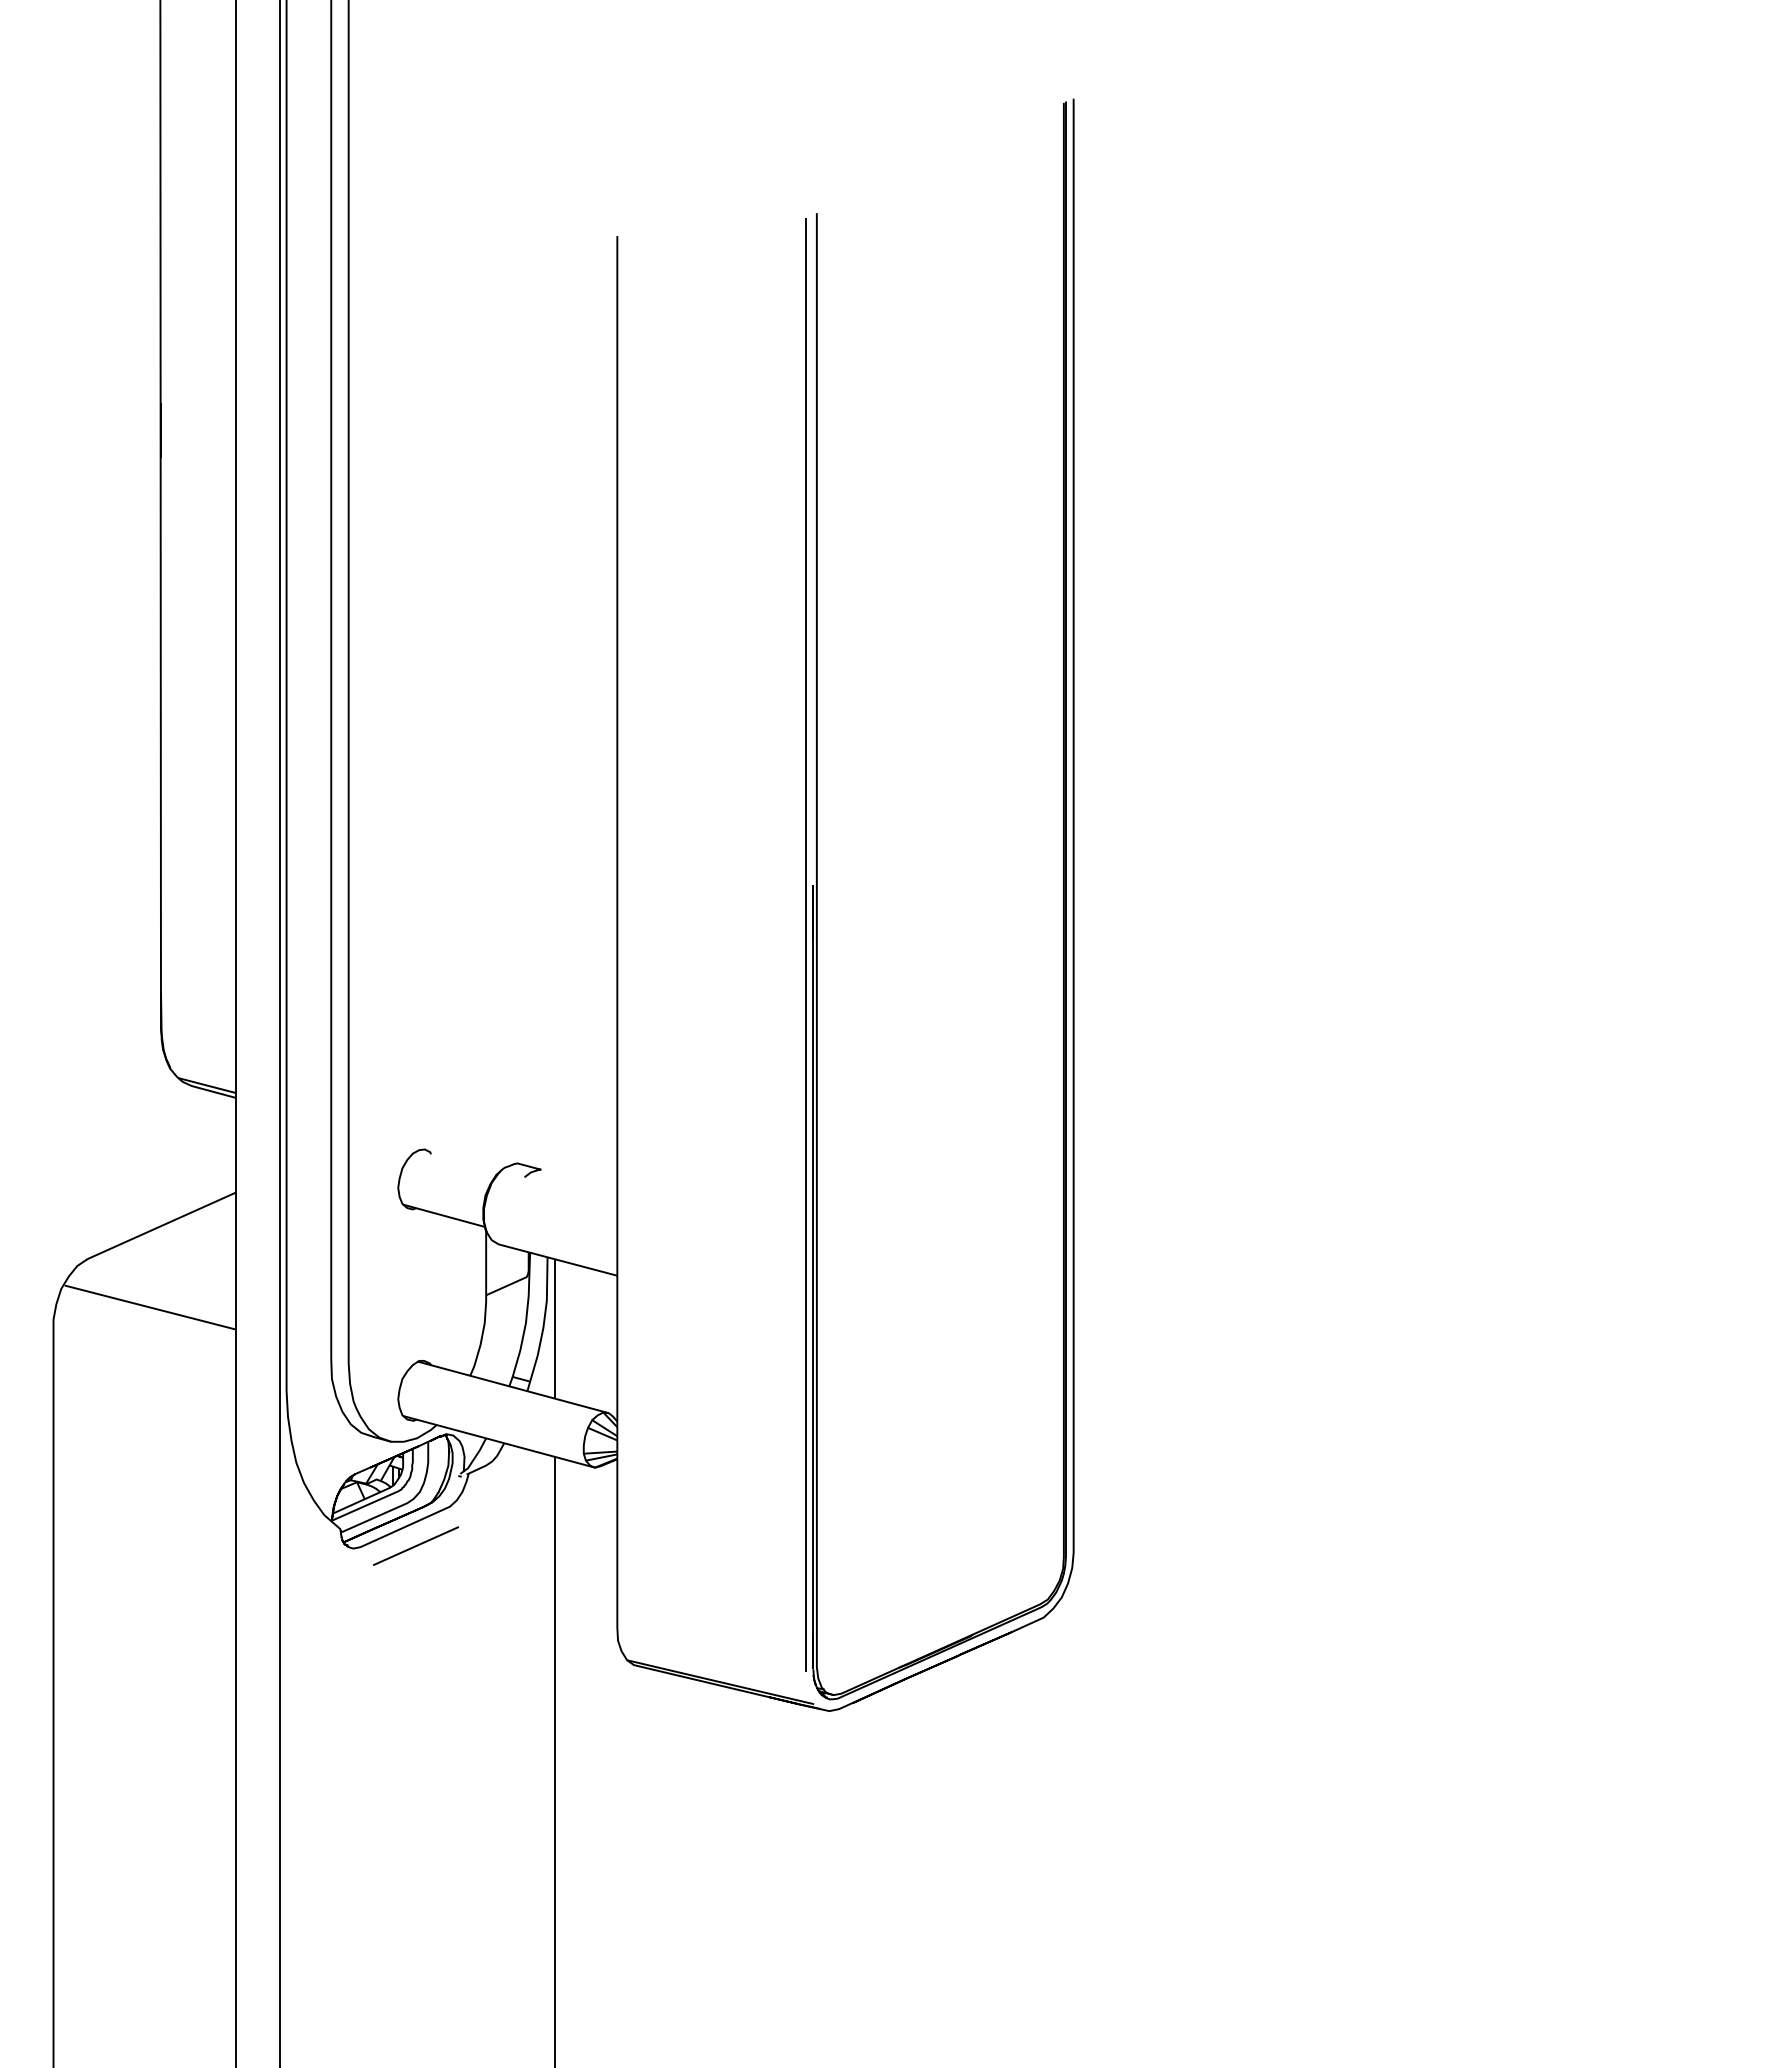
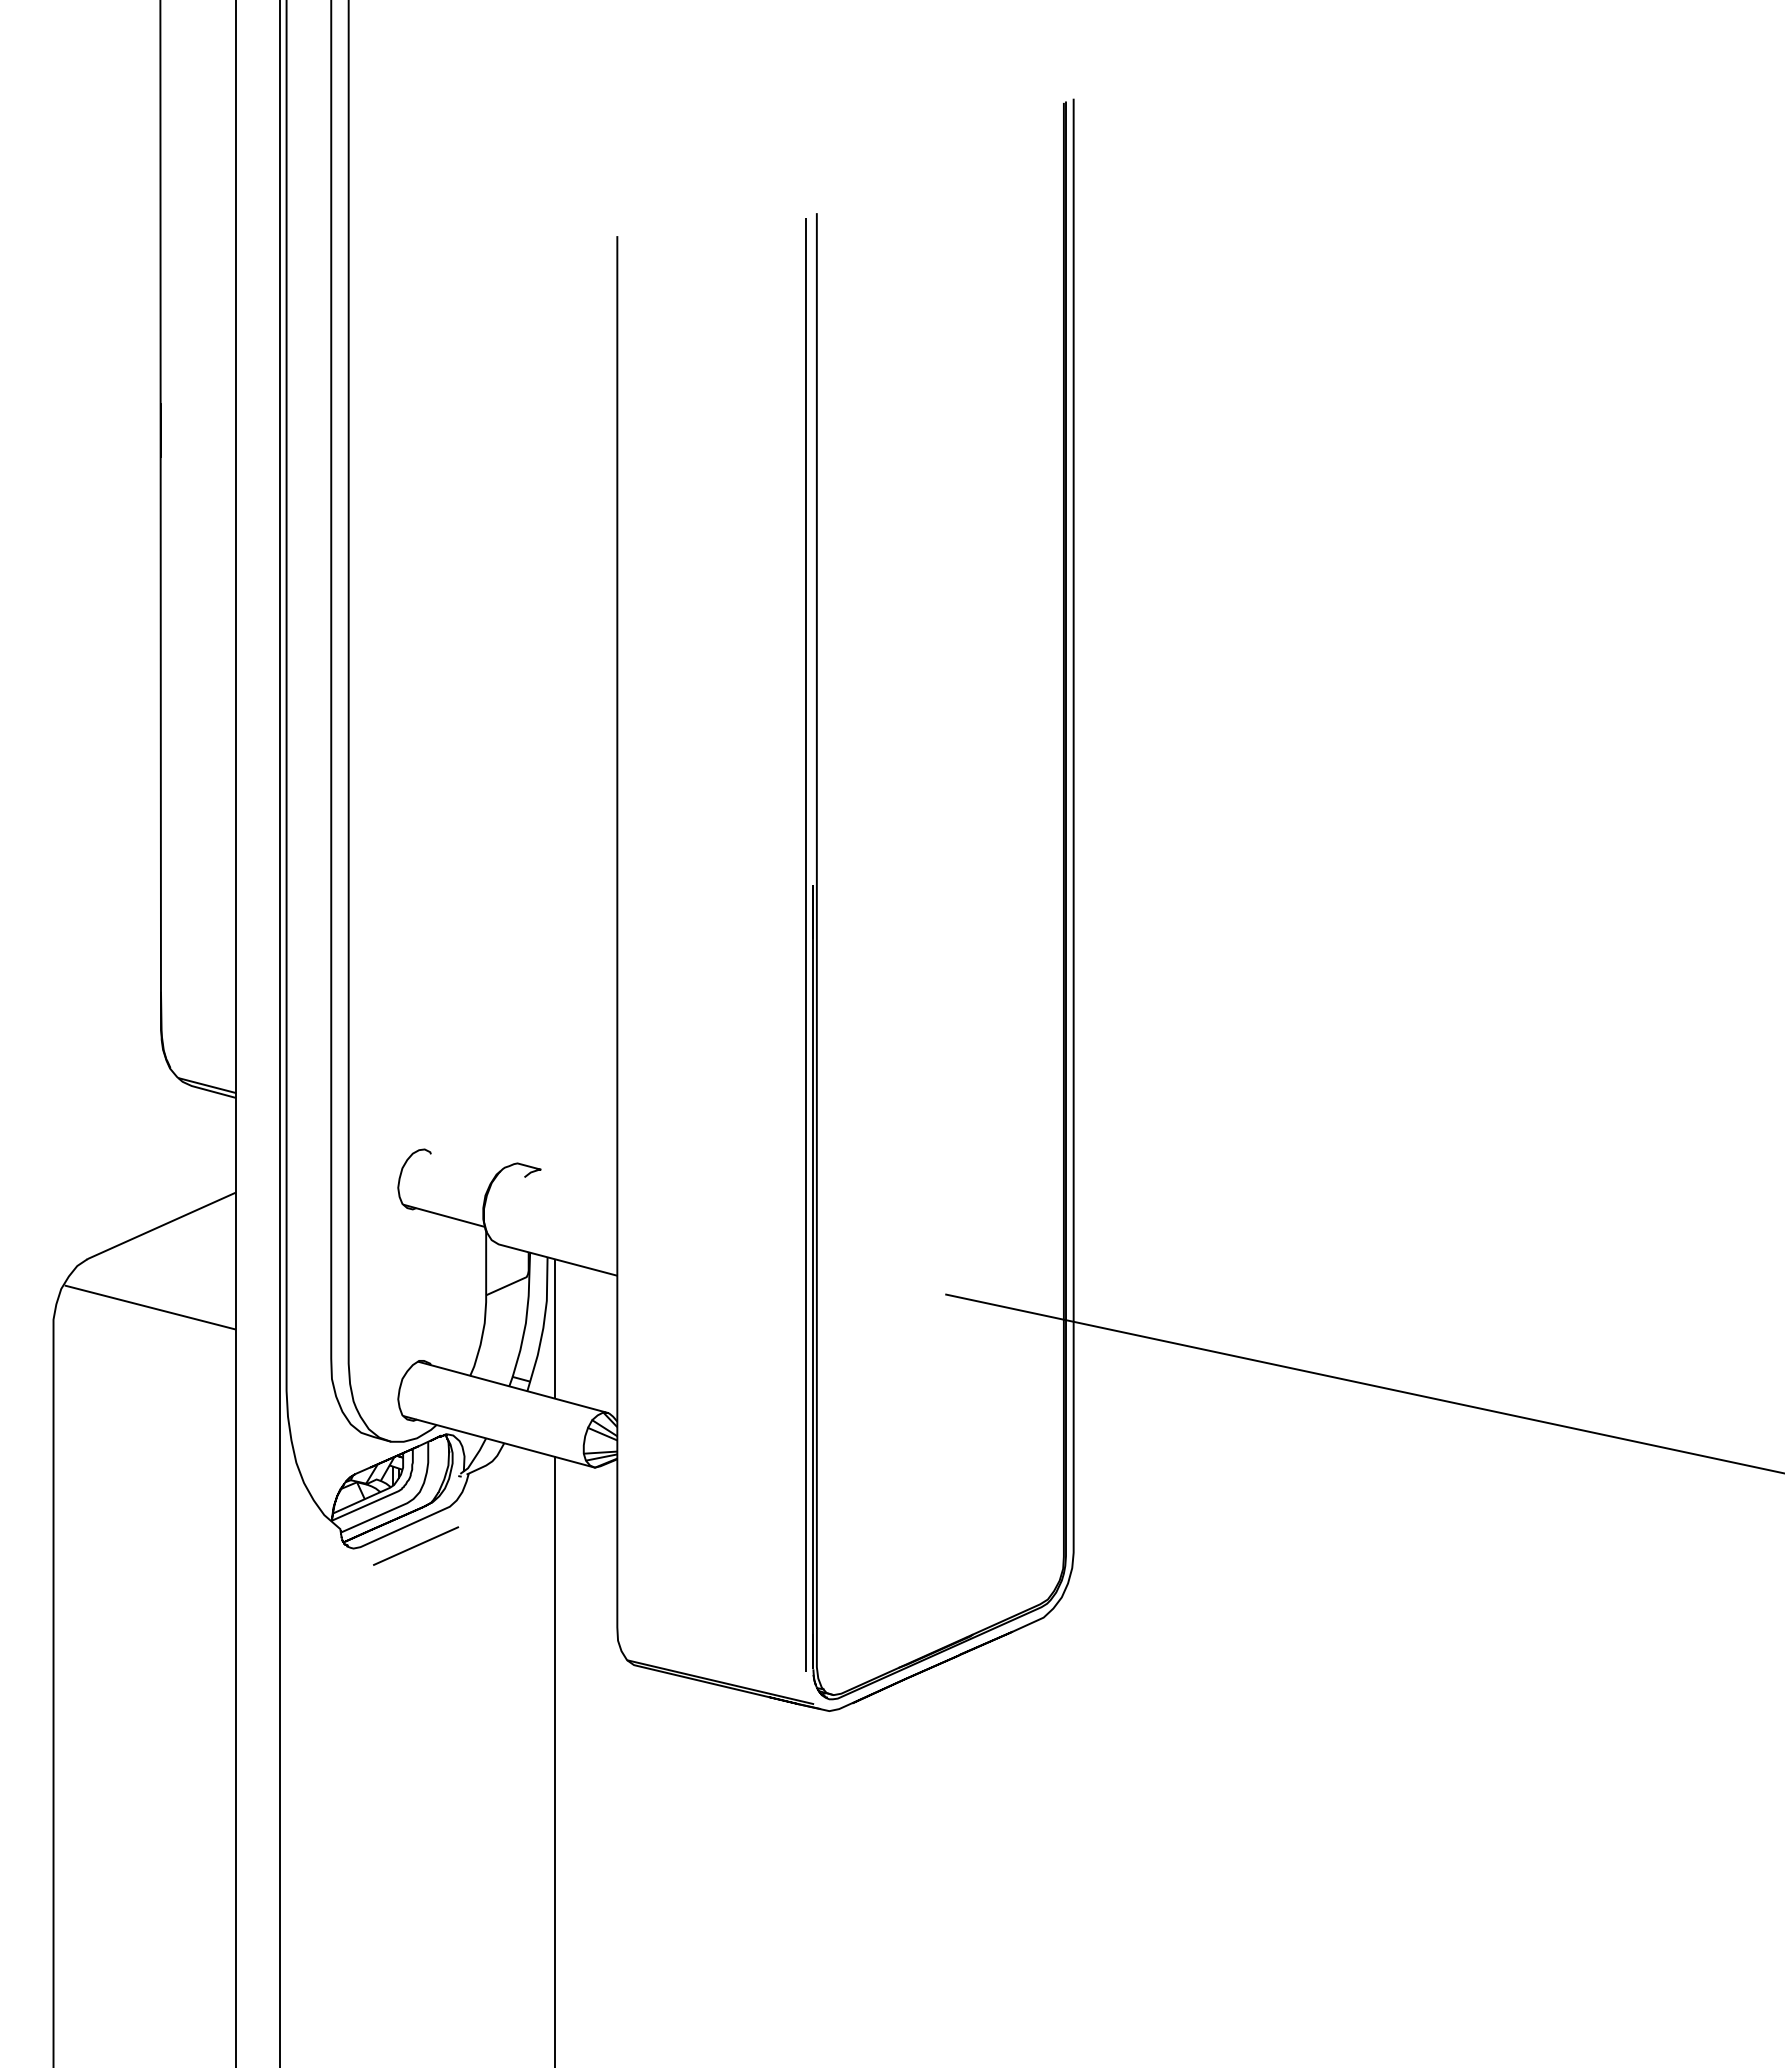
line: none -> present (1363, 1383)
